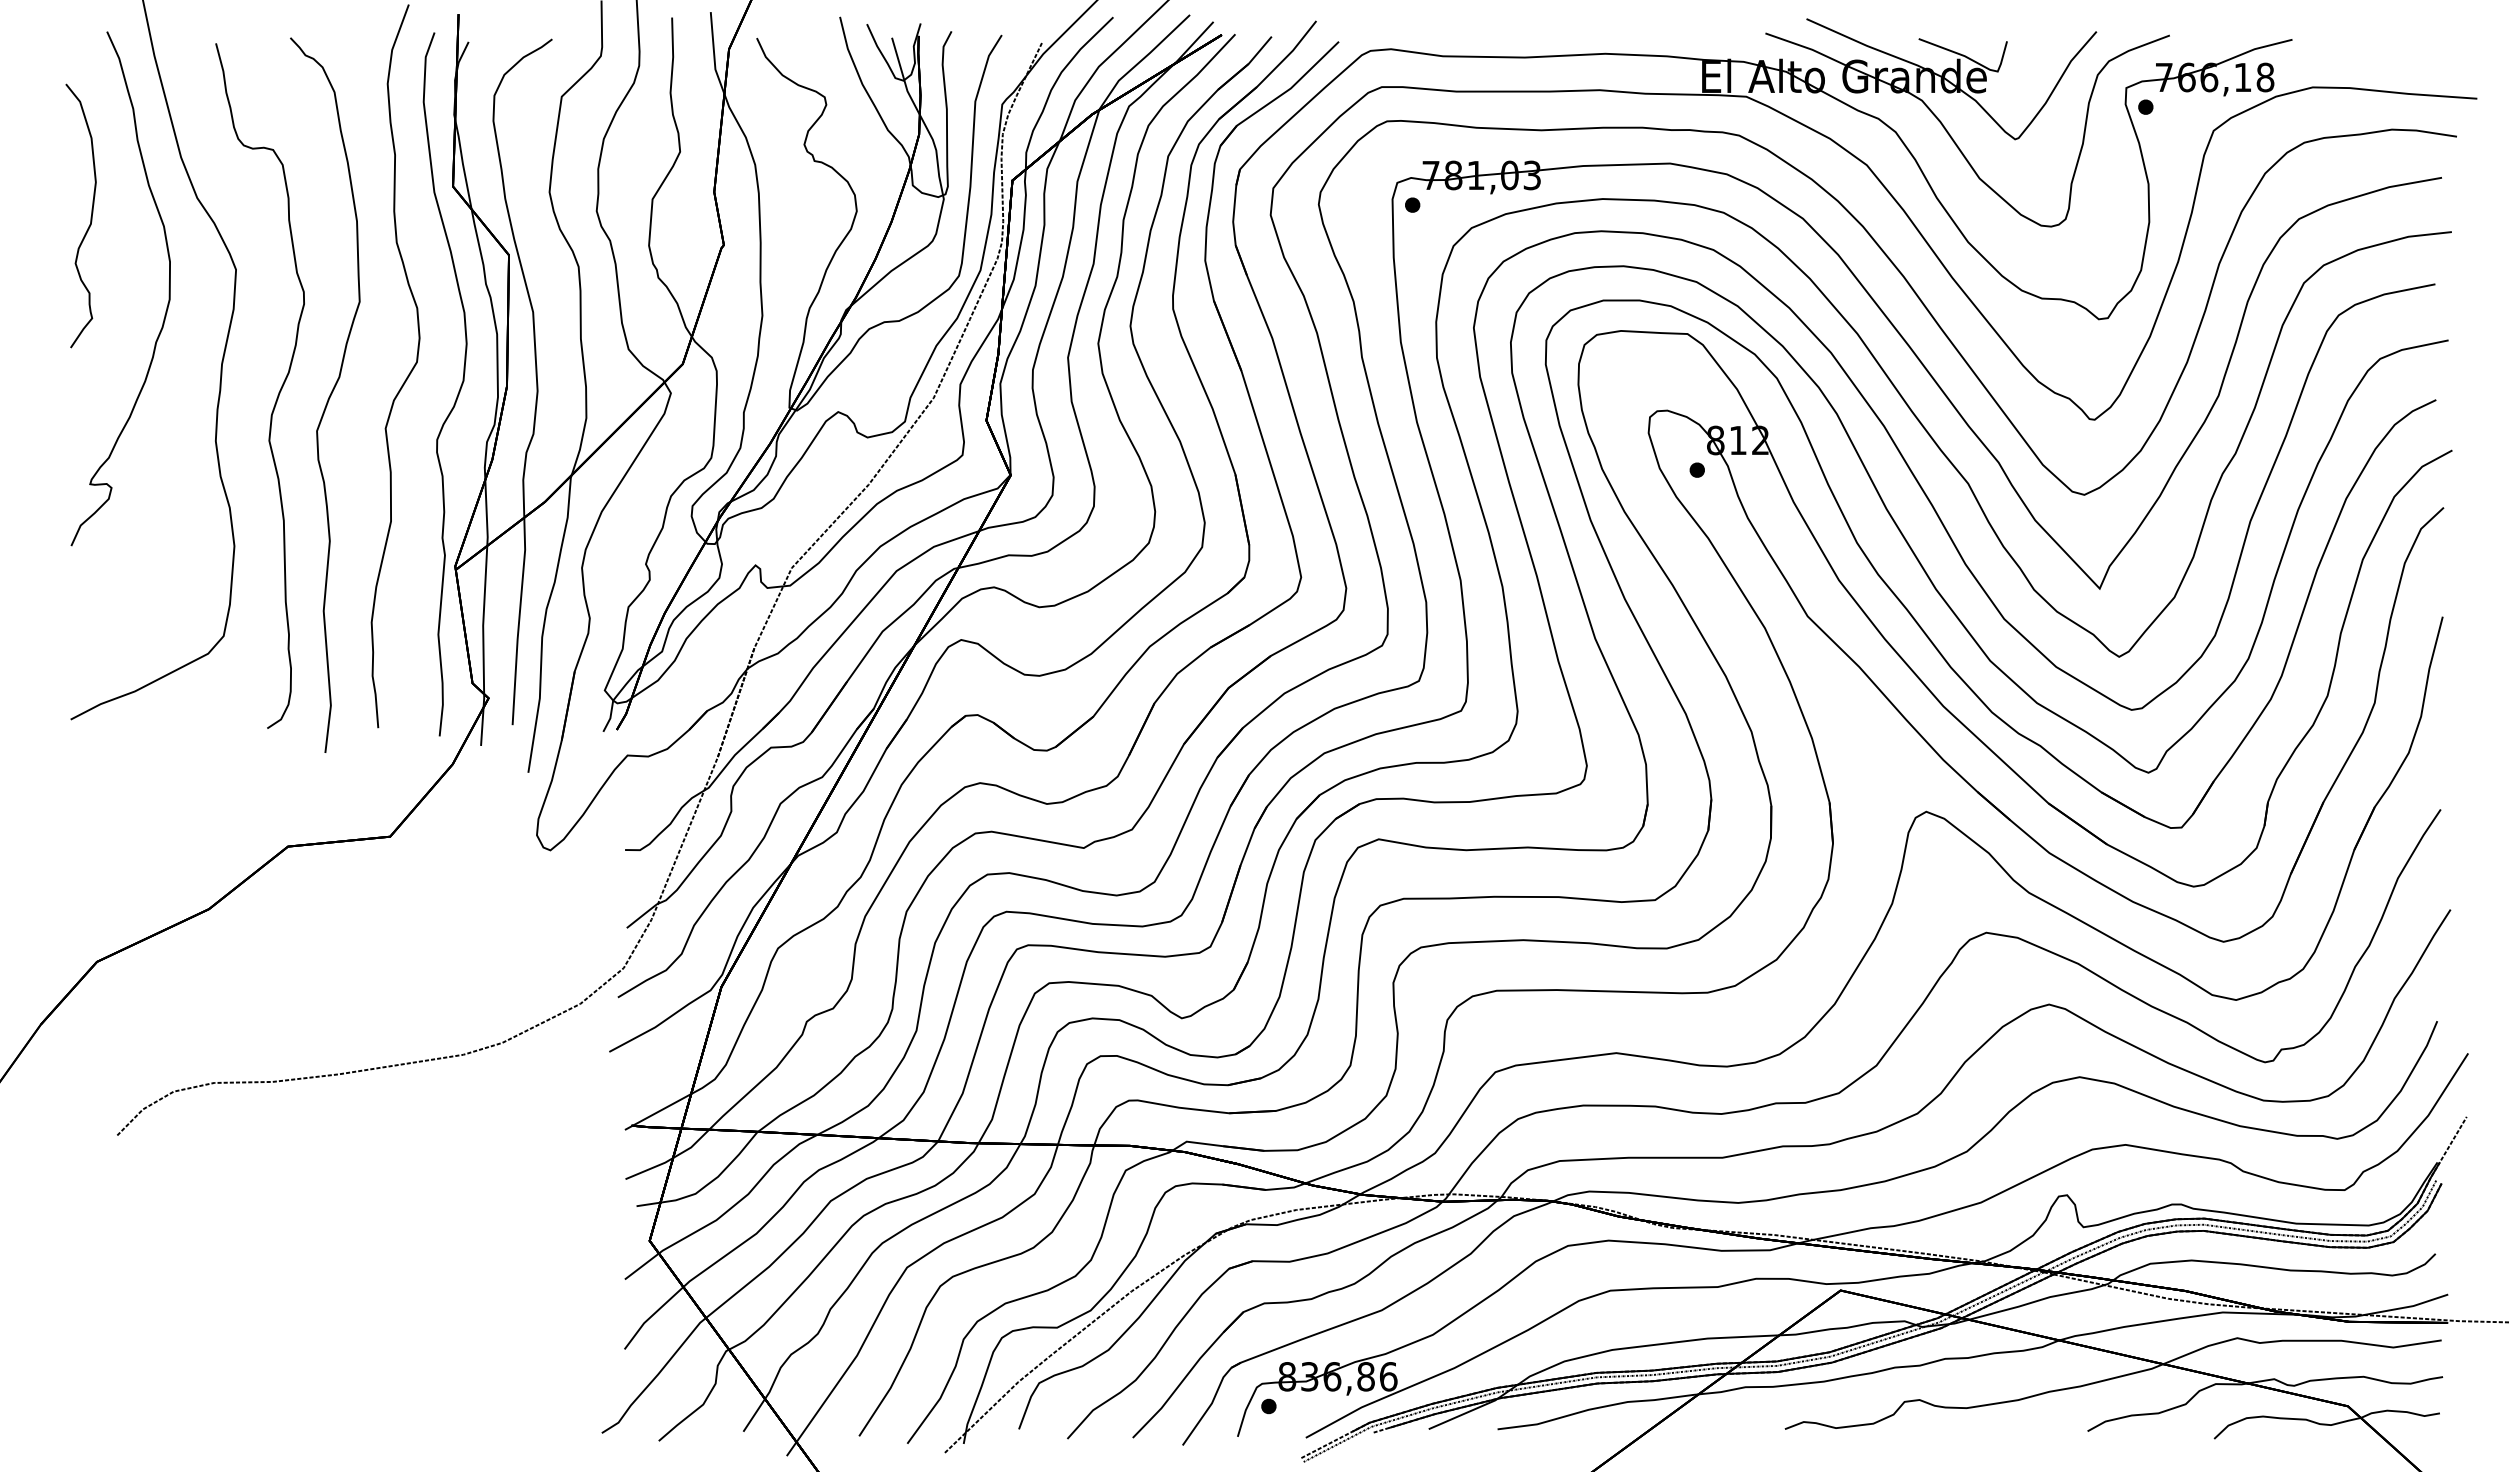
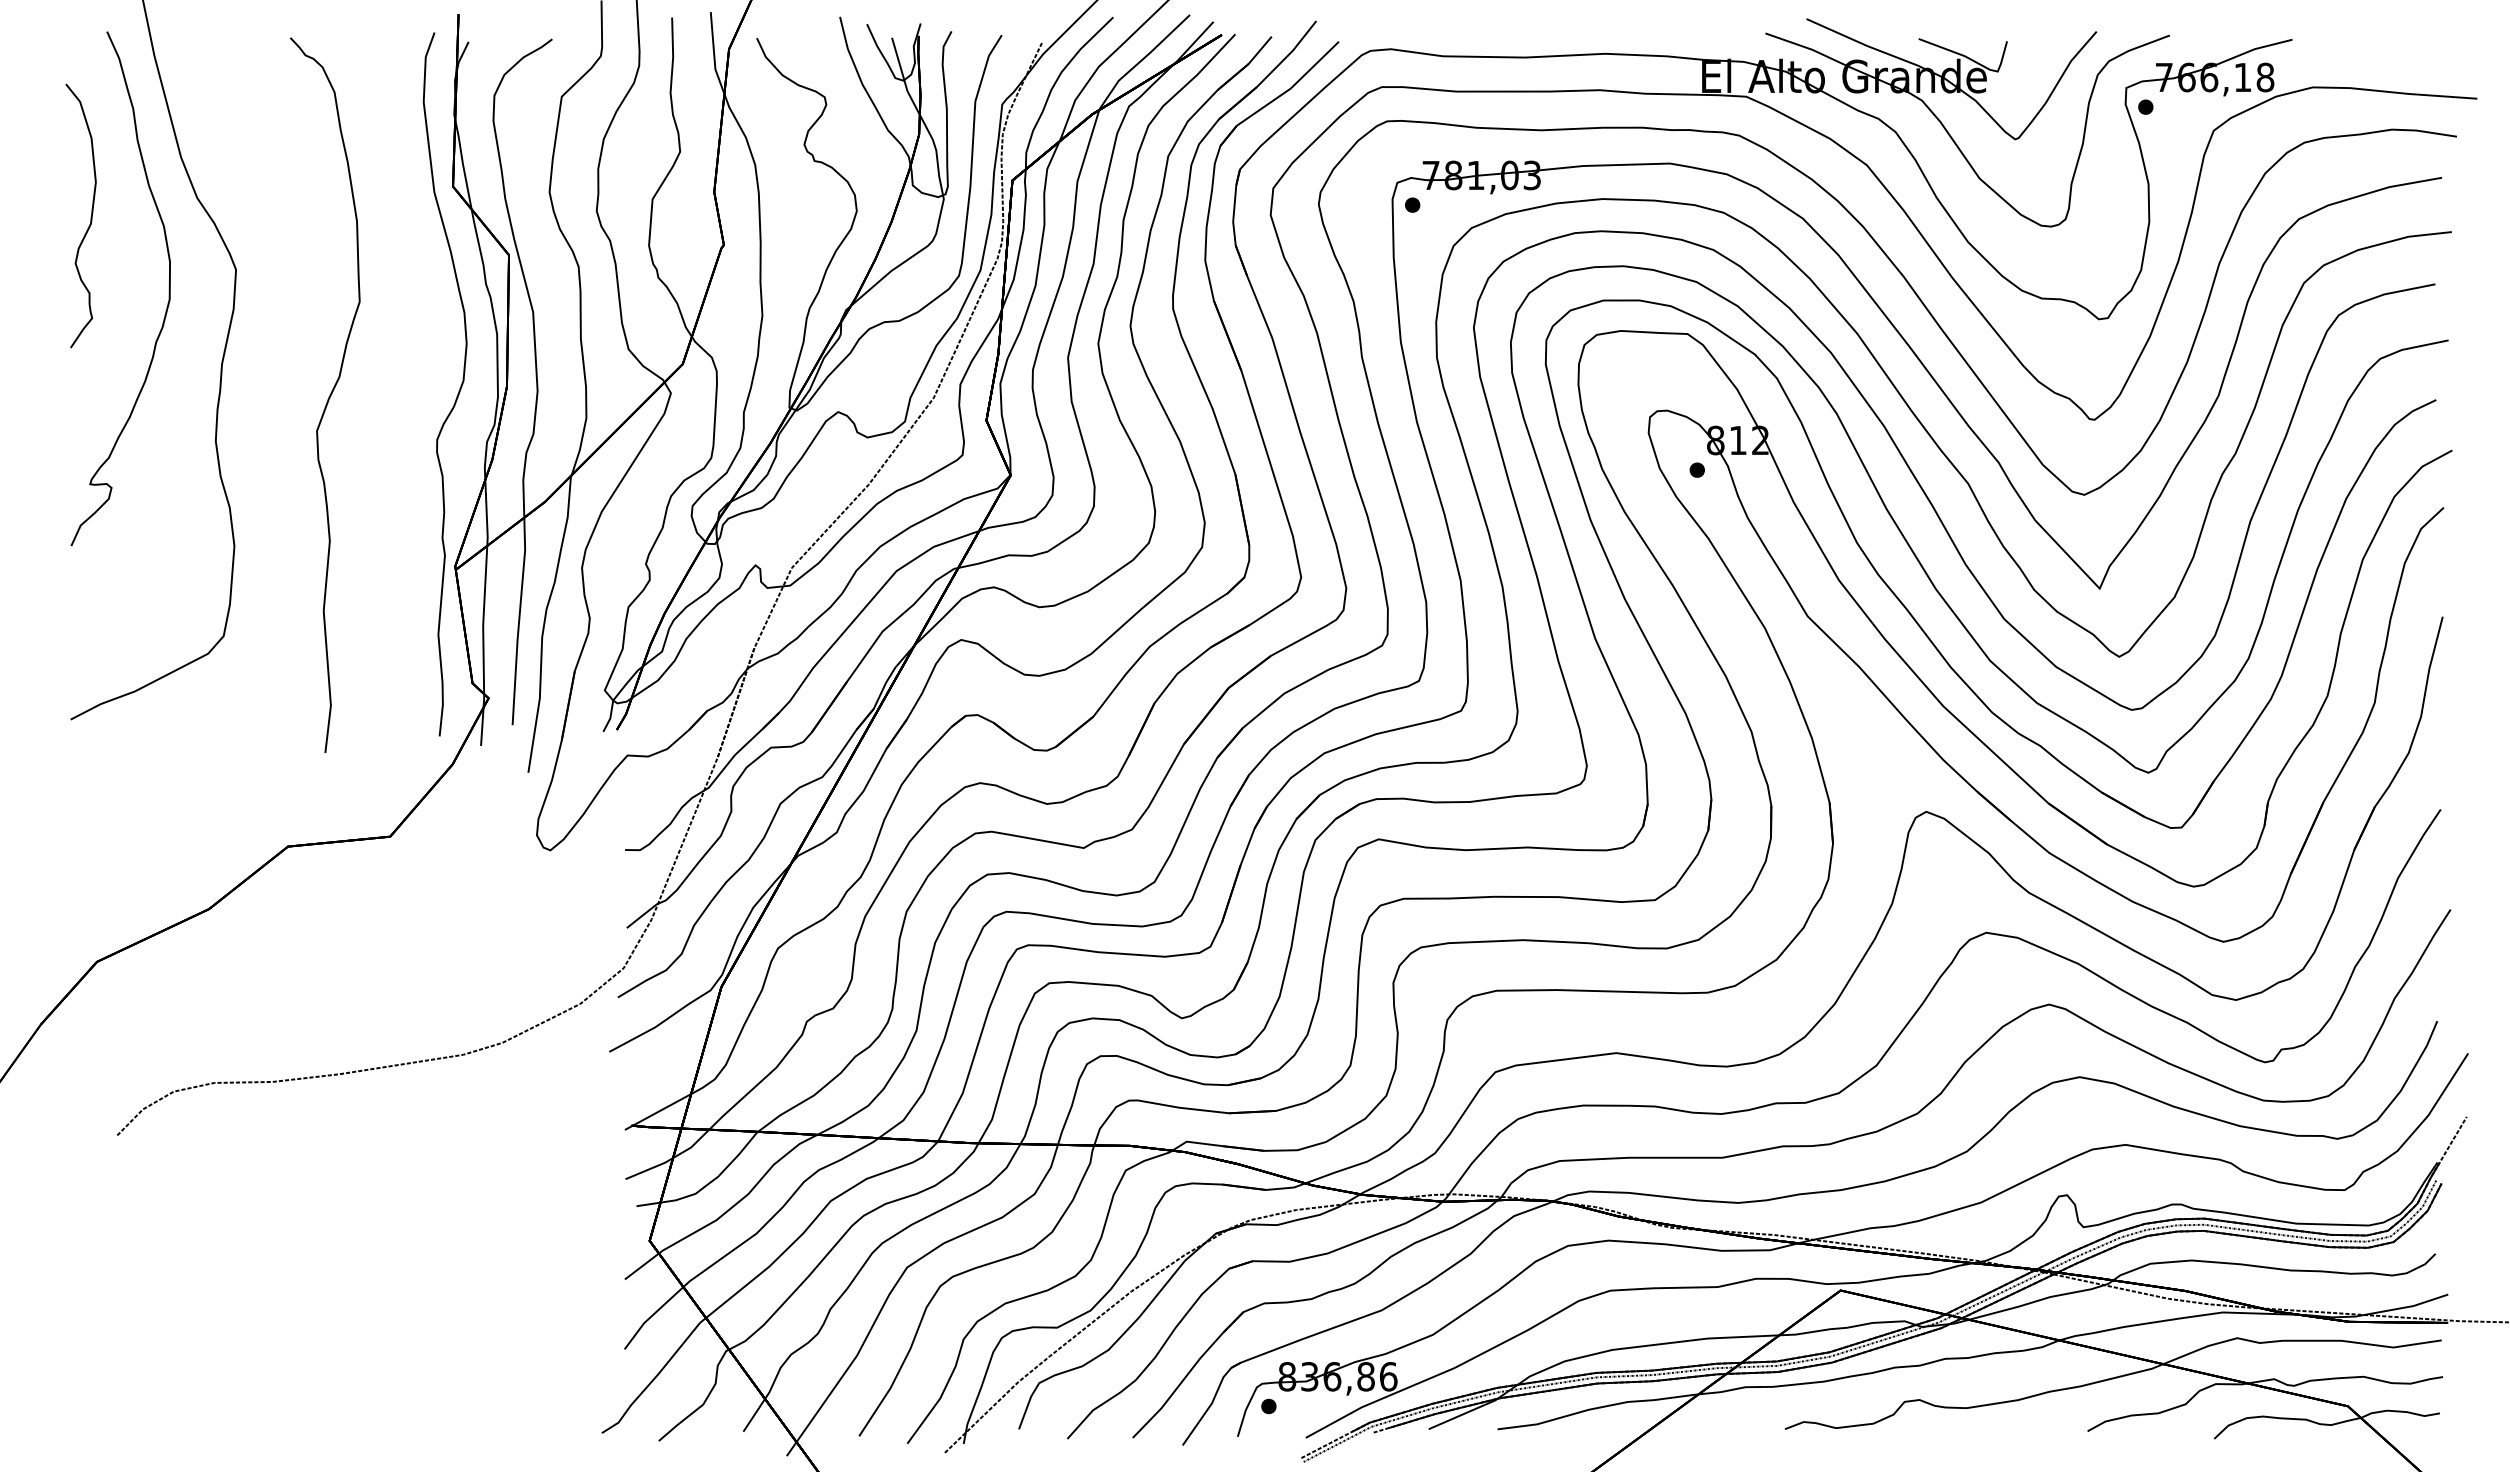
curve: present -> none (407, 375)
curve: present -> none (278, 392)
